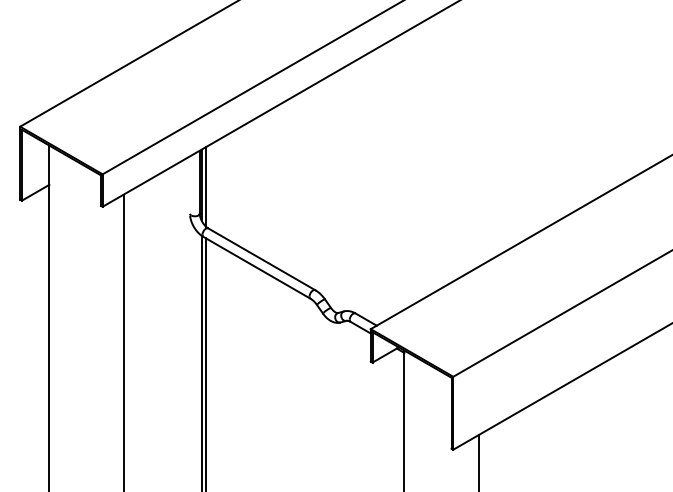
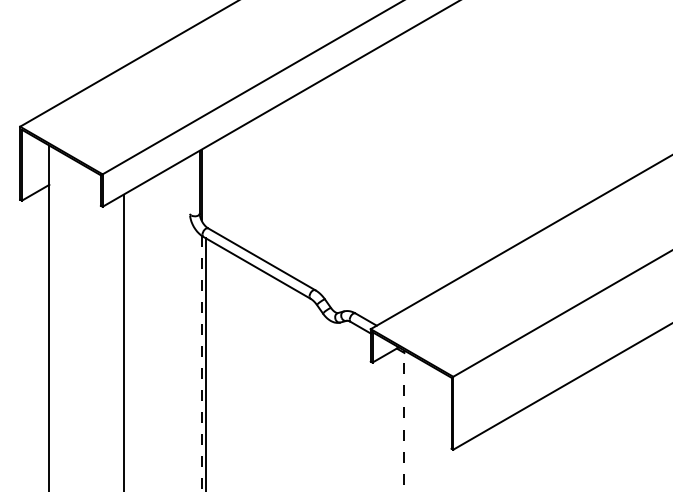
line: present -> none (205, 186)
line: solid -> dashed (201, 363)
line: solid -> dashed (404, 420)
line: present -> none (478, 461)
